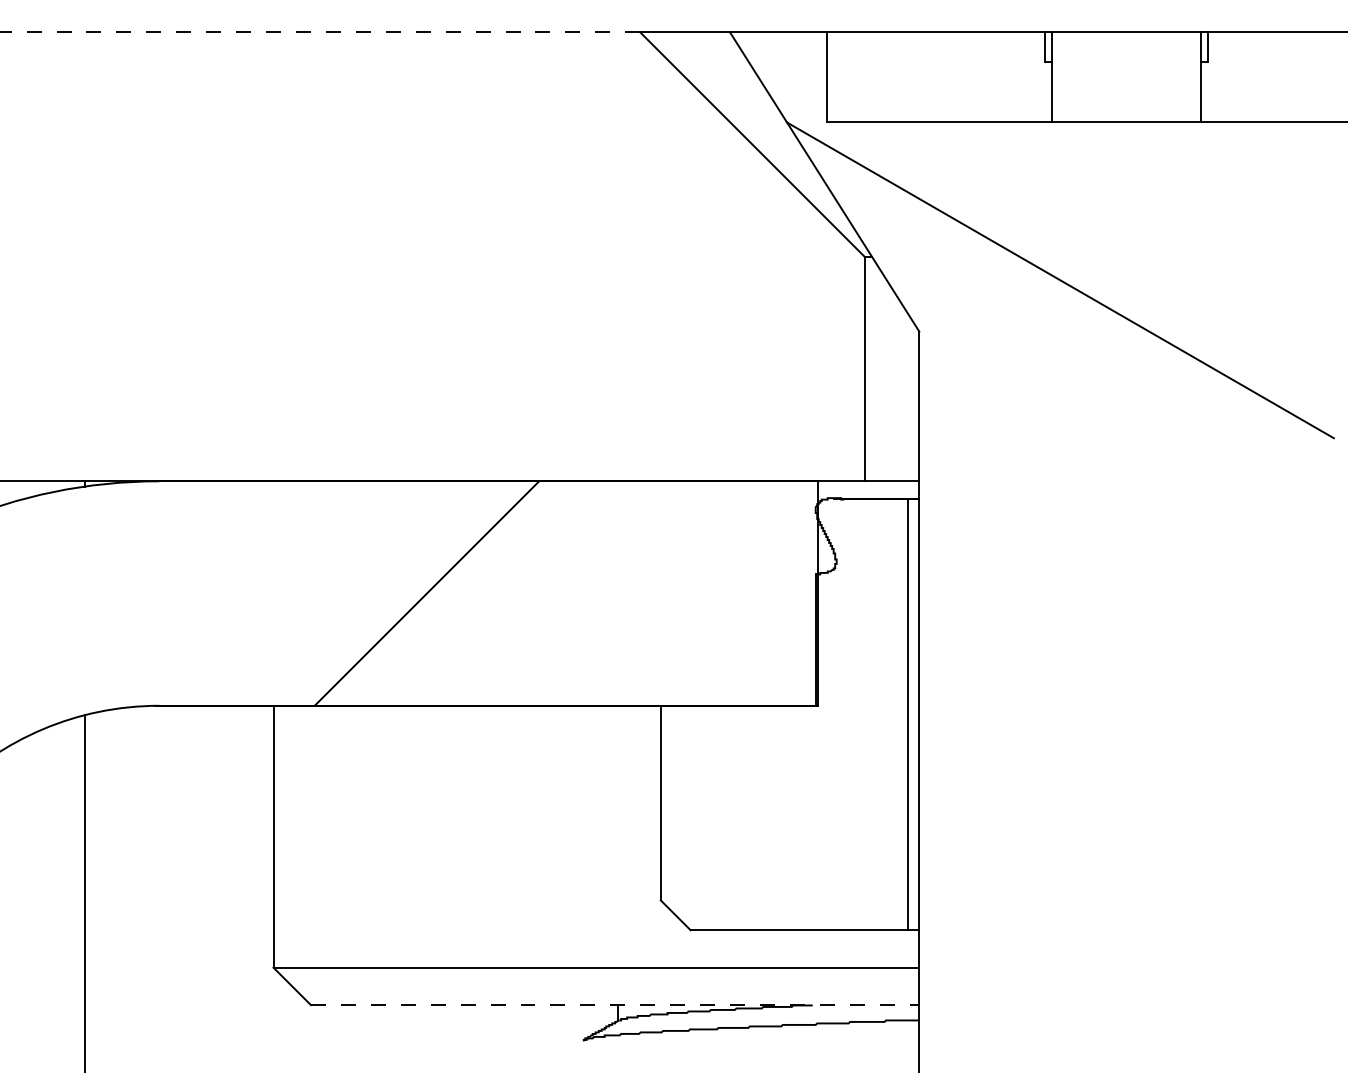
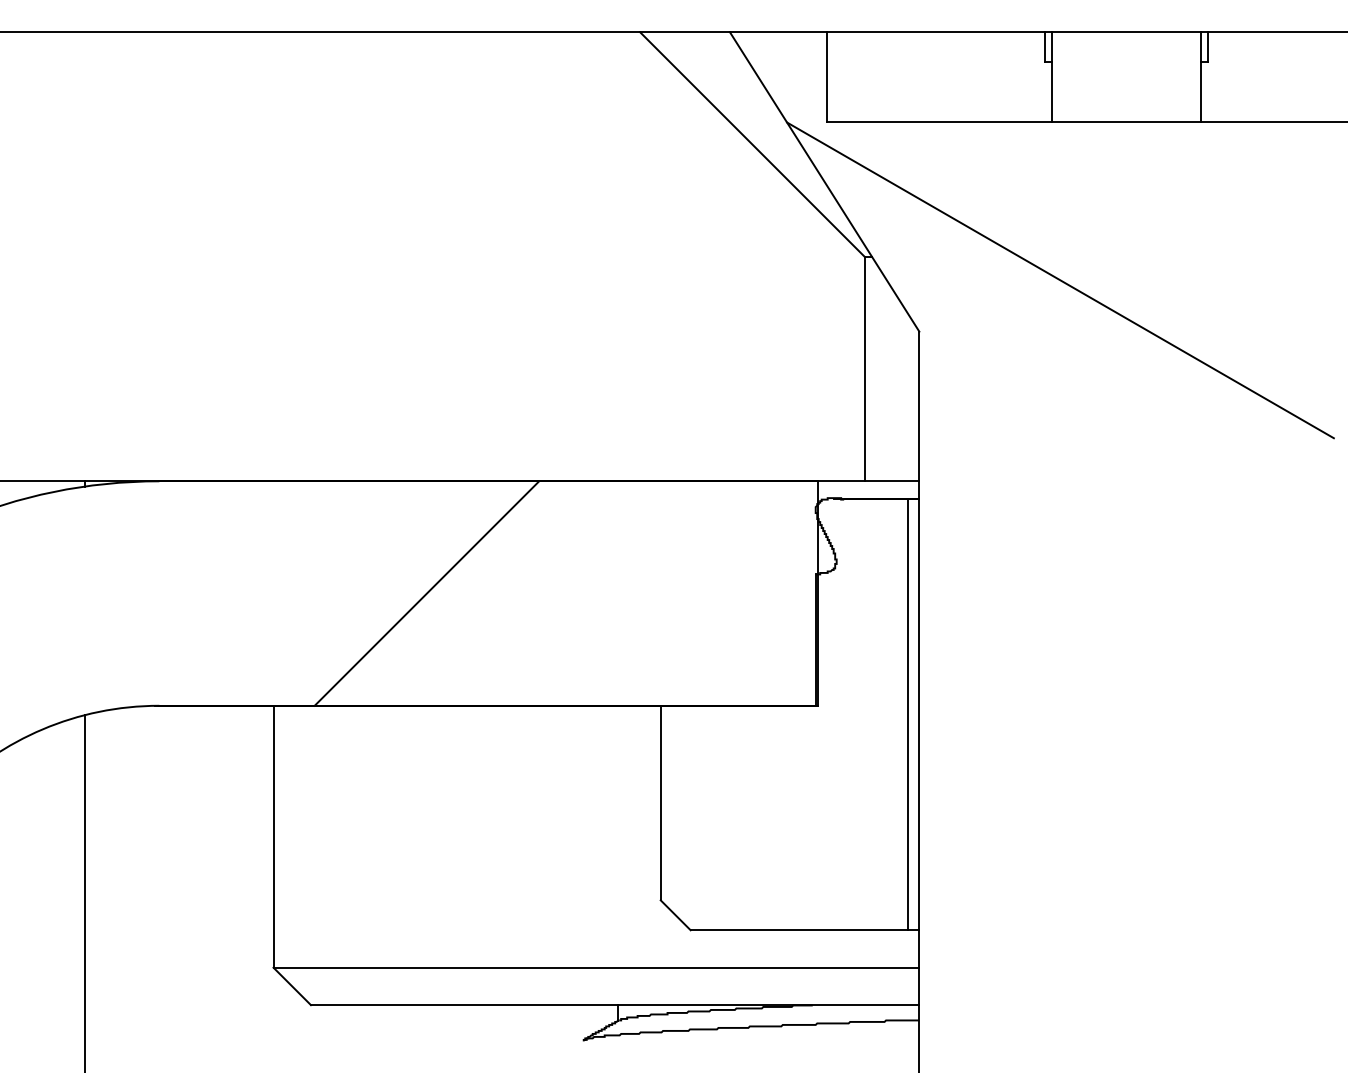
line: dashed -> solid (320, 32)
line: dashed -> solid (615, 1005)
